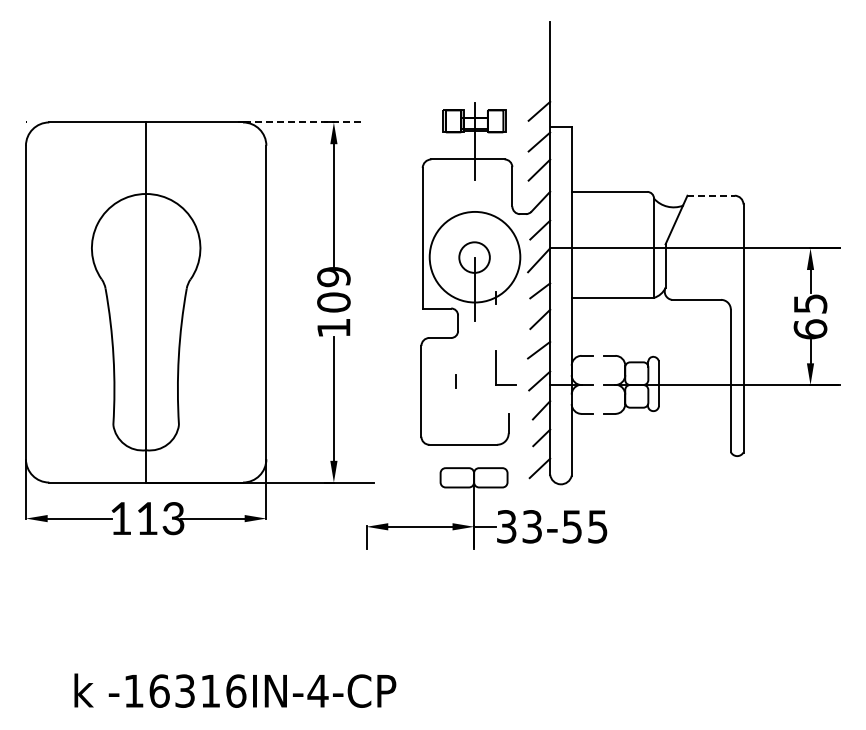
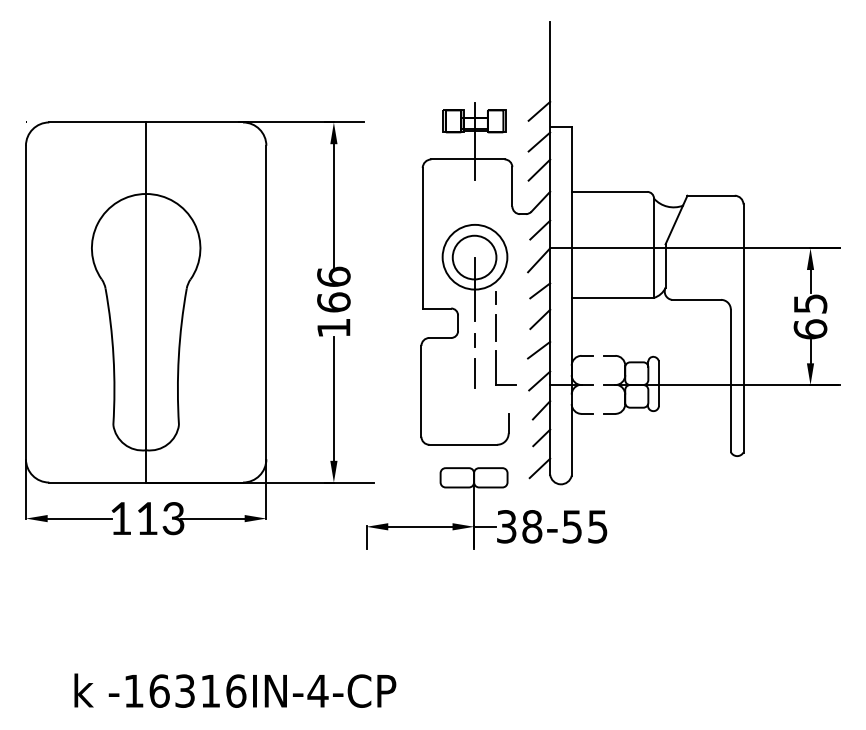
line: dashed -> solid (304, 122)
line: dashed -> solid (711, 195)
circle diameter: 91 px -> 65 px (474, 256)
circle diameter: 31 px -> 44 px (474, 257)
text: 109 -> 166 (333, 289)
line: none -> present (496, 327)
line: none -> present (474, 373)
line position: (455, 381) -> (474, 340) (474, 340)
text: 33-55 -> 38-55 (532, 526)
